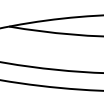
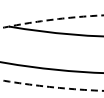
arc: solid -> dashed (51, 19)
arc: solid -> dashed (53, 87)
